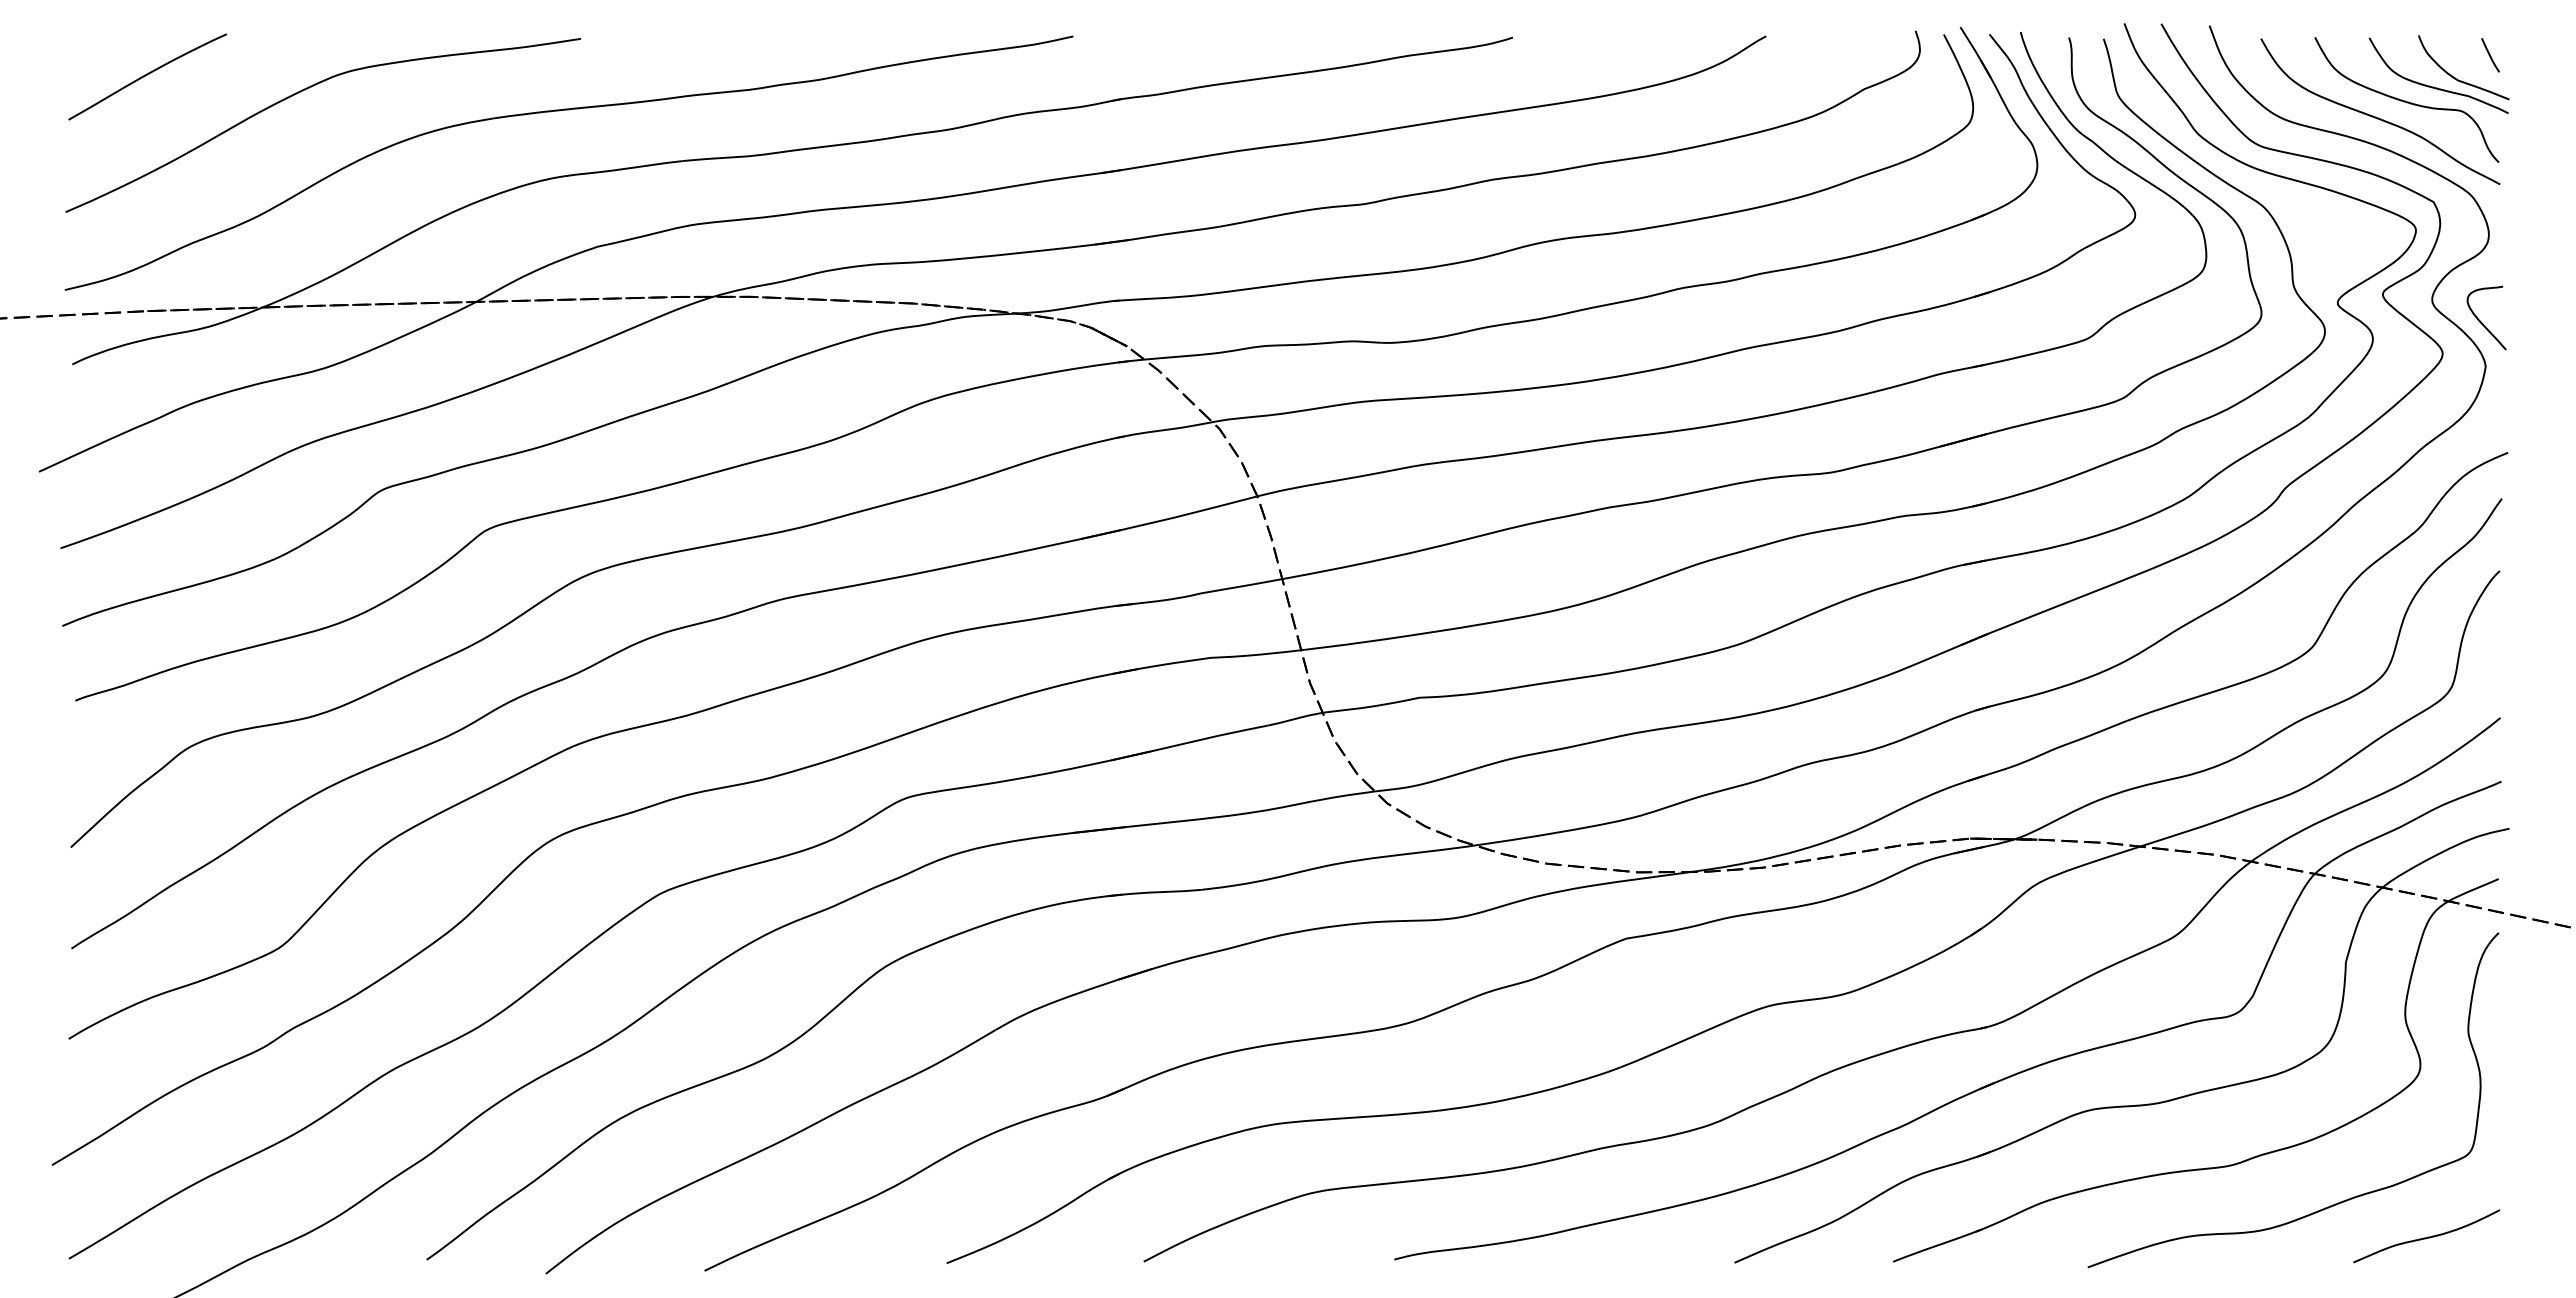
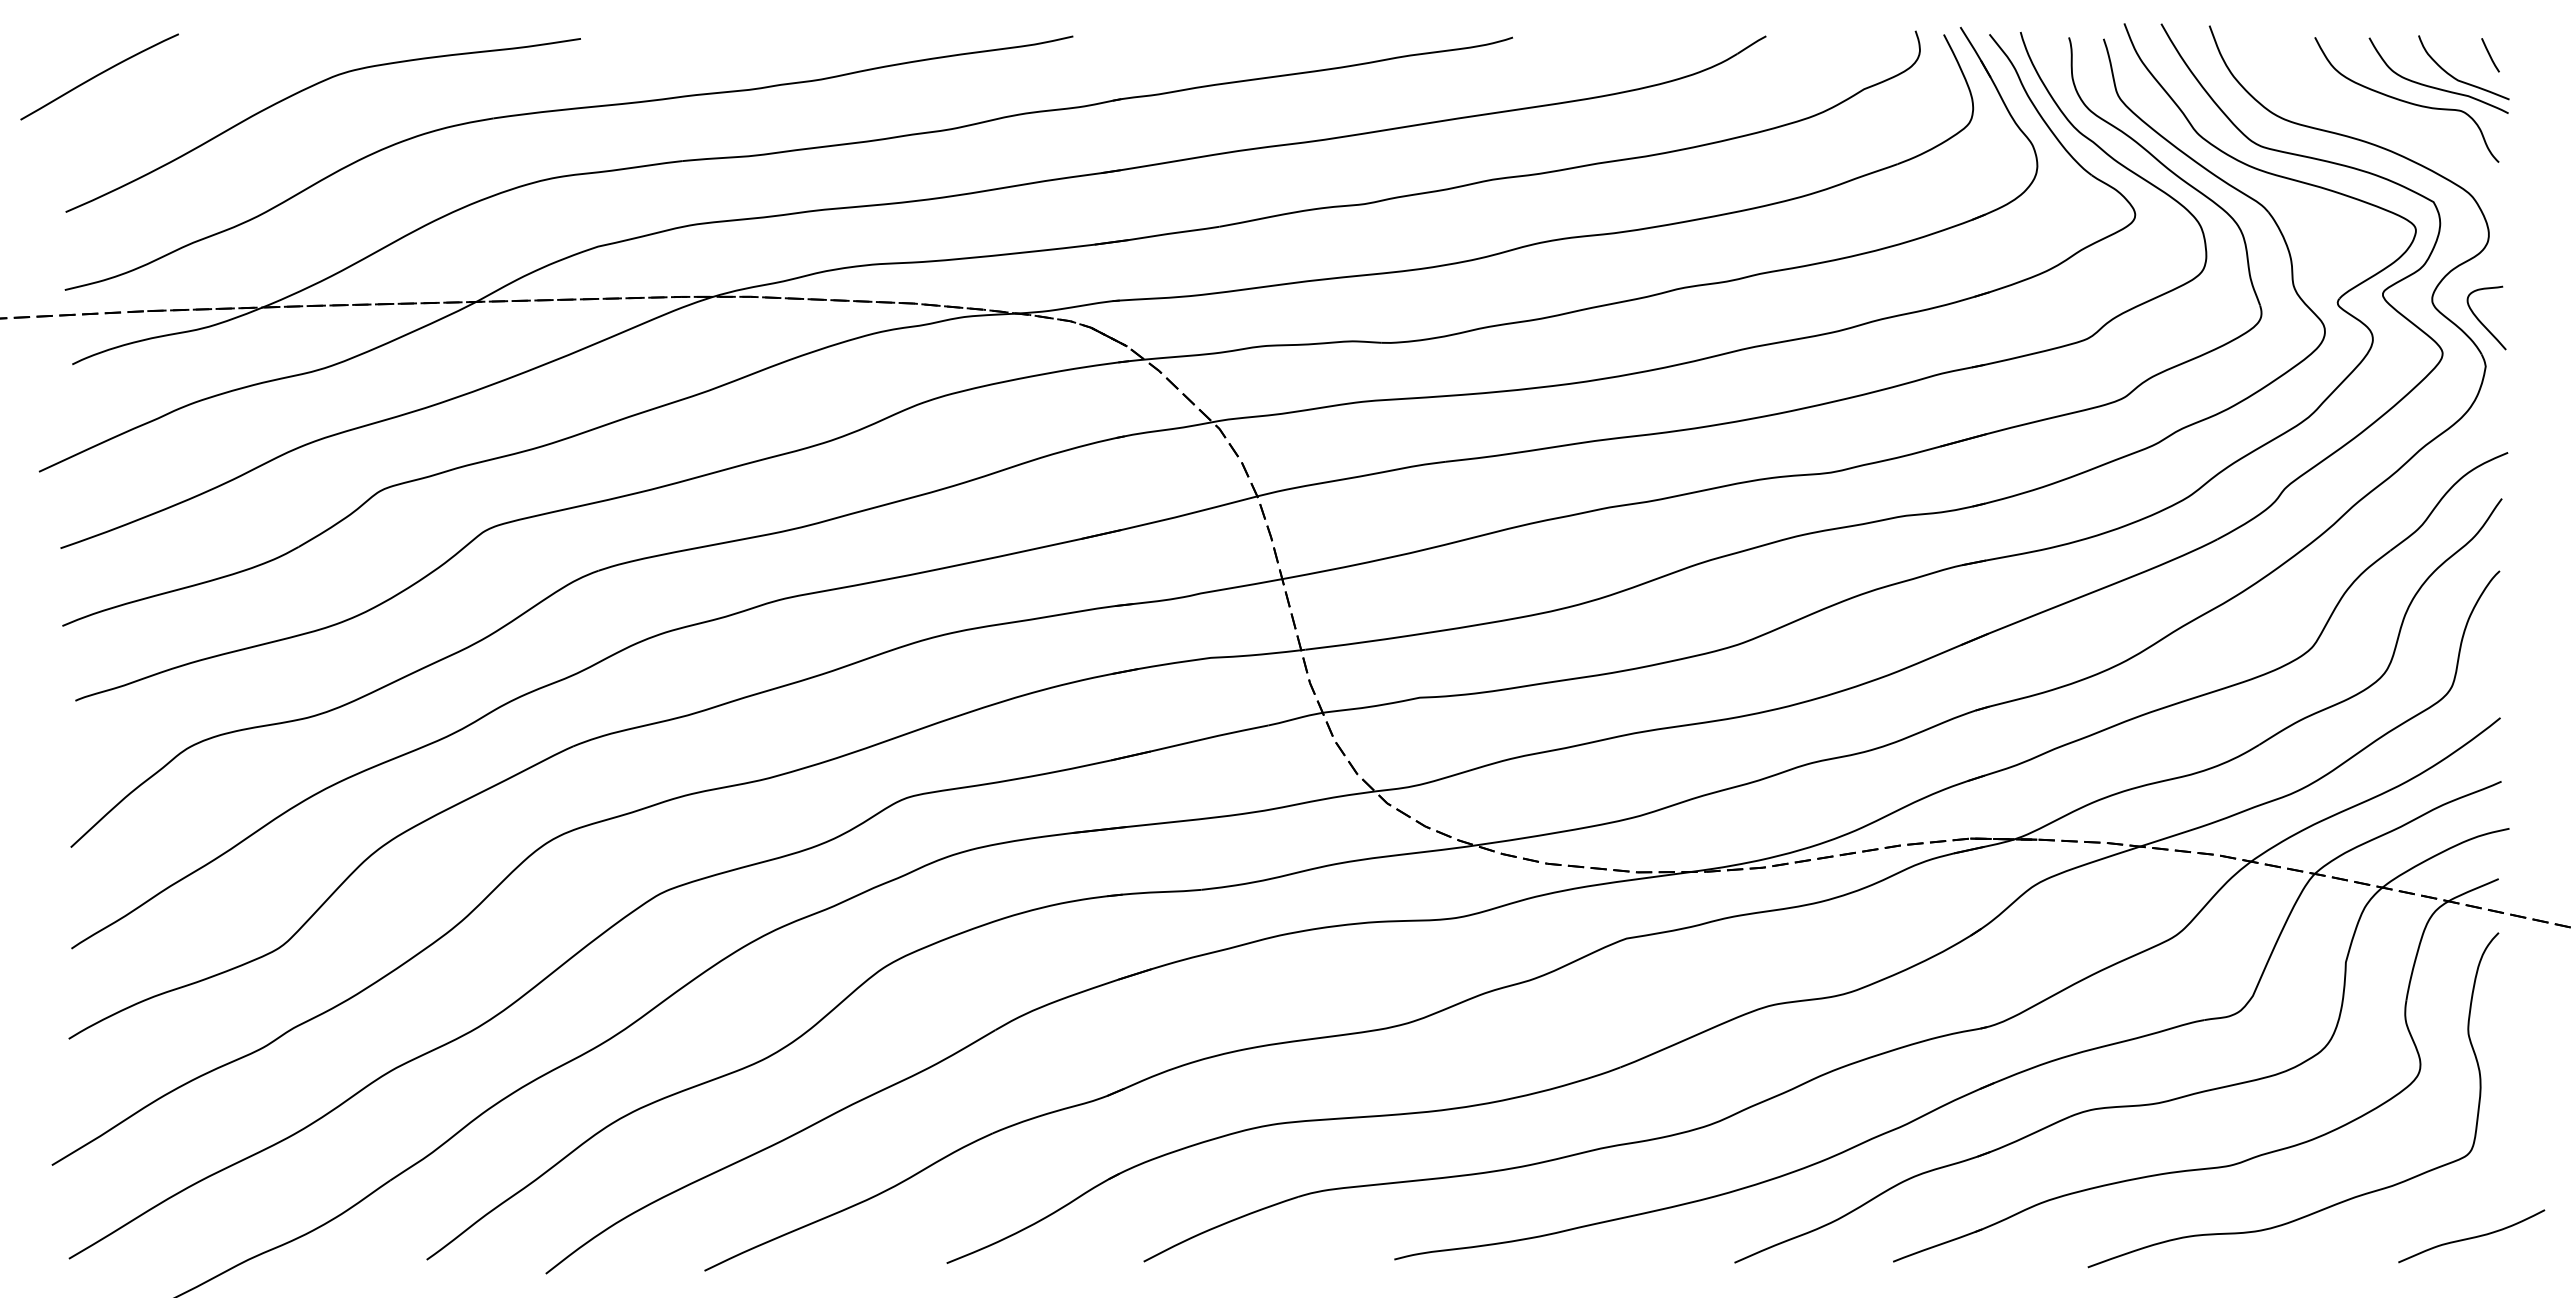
curve position: (147, 75) -> (99, 75) (99, 75)
part: present -> none (2378, 117)
curve position: (2426, 1237) -> (2471, 1237) (2471, 1237)
